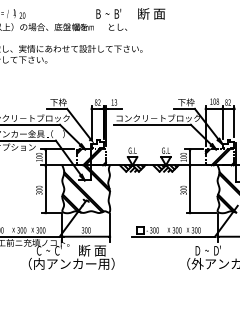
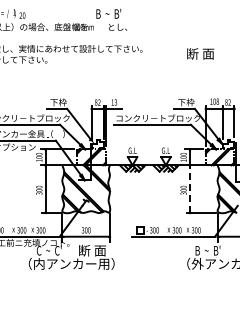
text position: (151, 13) -> (200, 53) (200, 53)
line: solid -> dashed (190, 189)
text: D  ~  D' -> B  ~  B' (208, 250)
